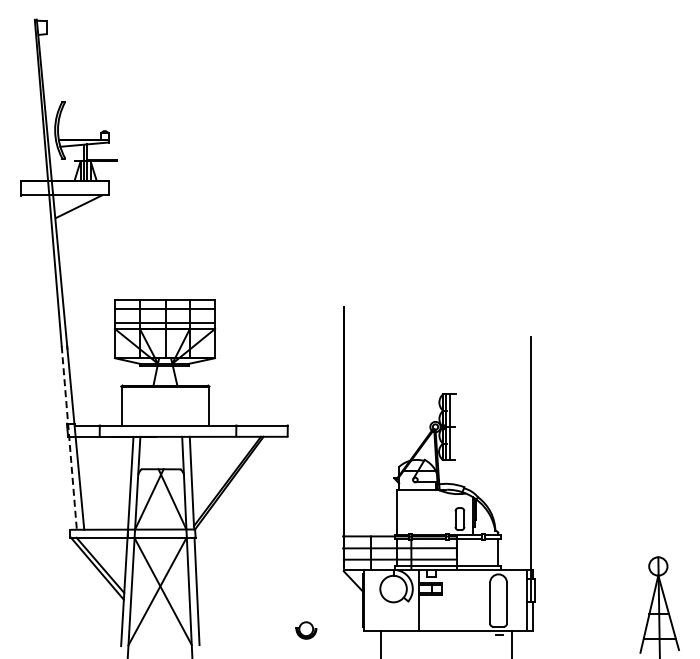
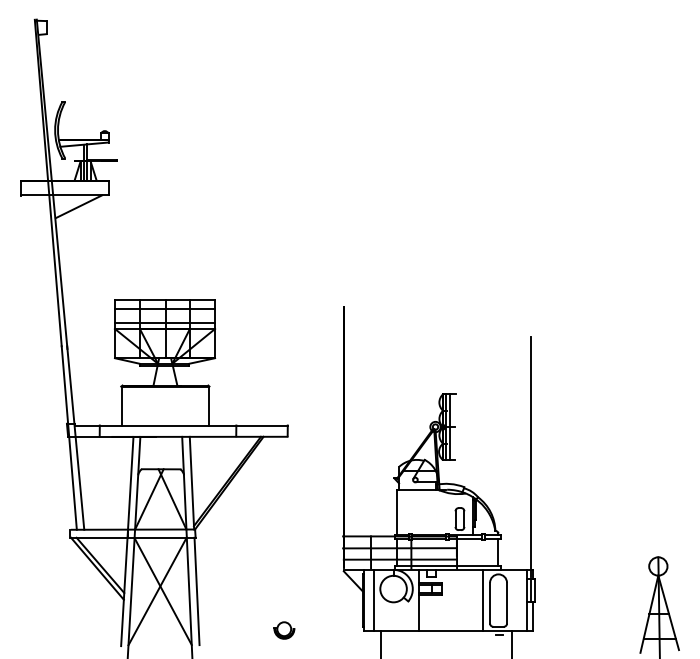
line: dashed -> solid (69, 438)
line: none -> present (374, 599)
line: none -> present (483, 599)
part position: (306, 630) -> (284, 630) (284, 630)
